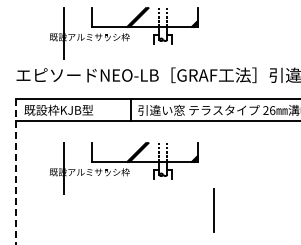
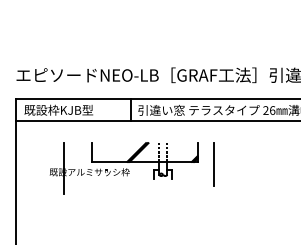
part: present -> none (123, 33)
line: dashed -> solid (16, 172)
line position: (213, 210) -> (213, 164) (213, 164)
